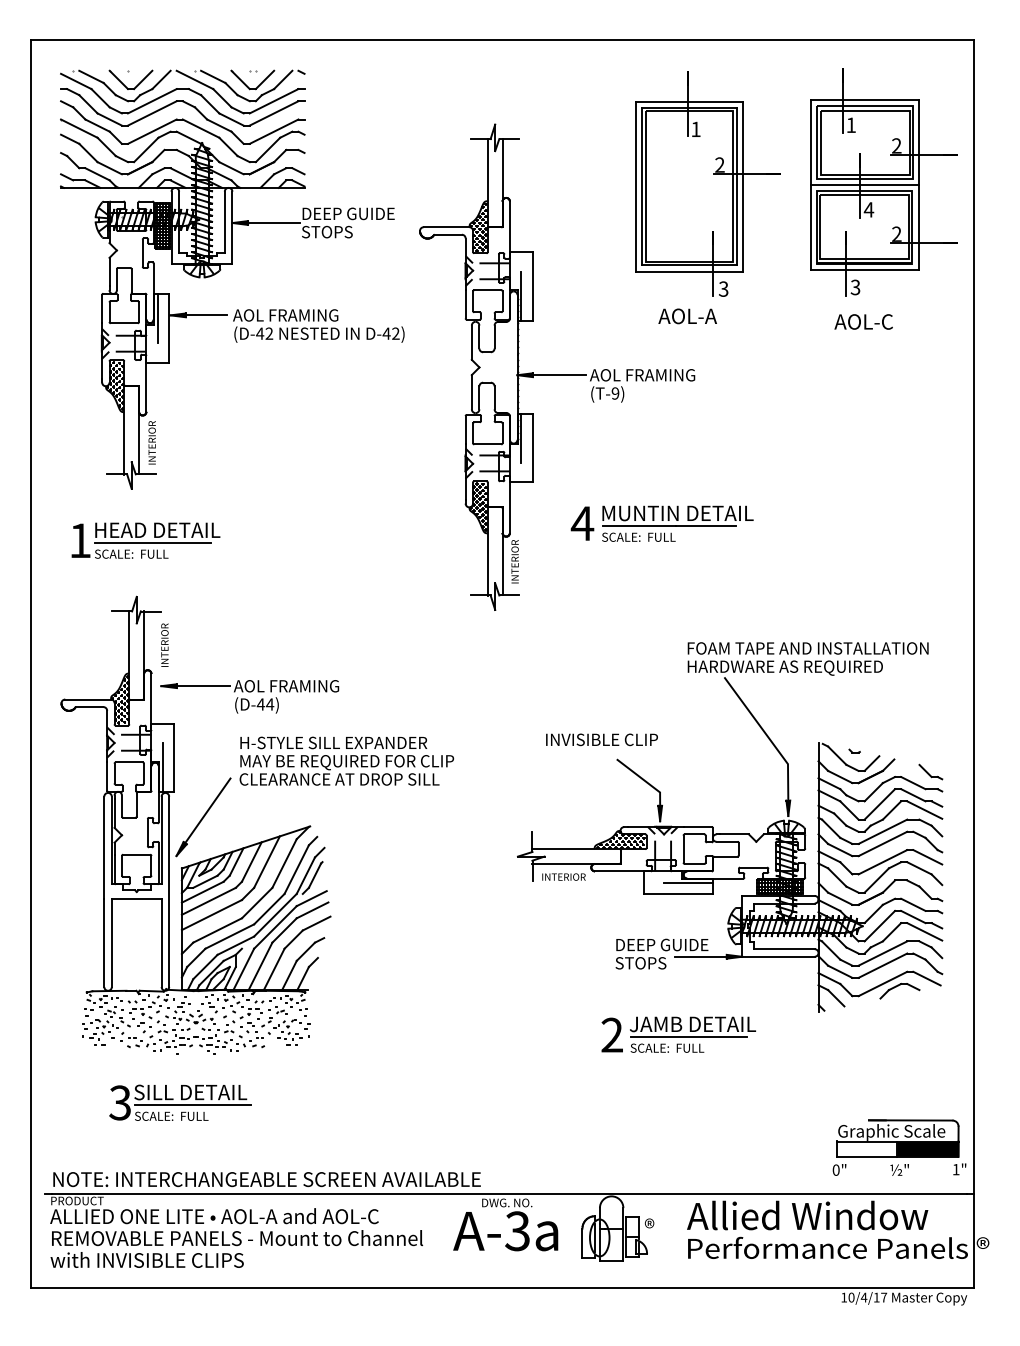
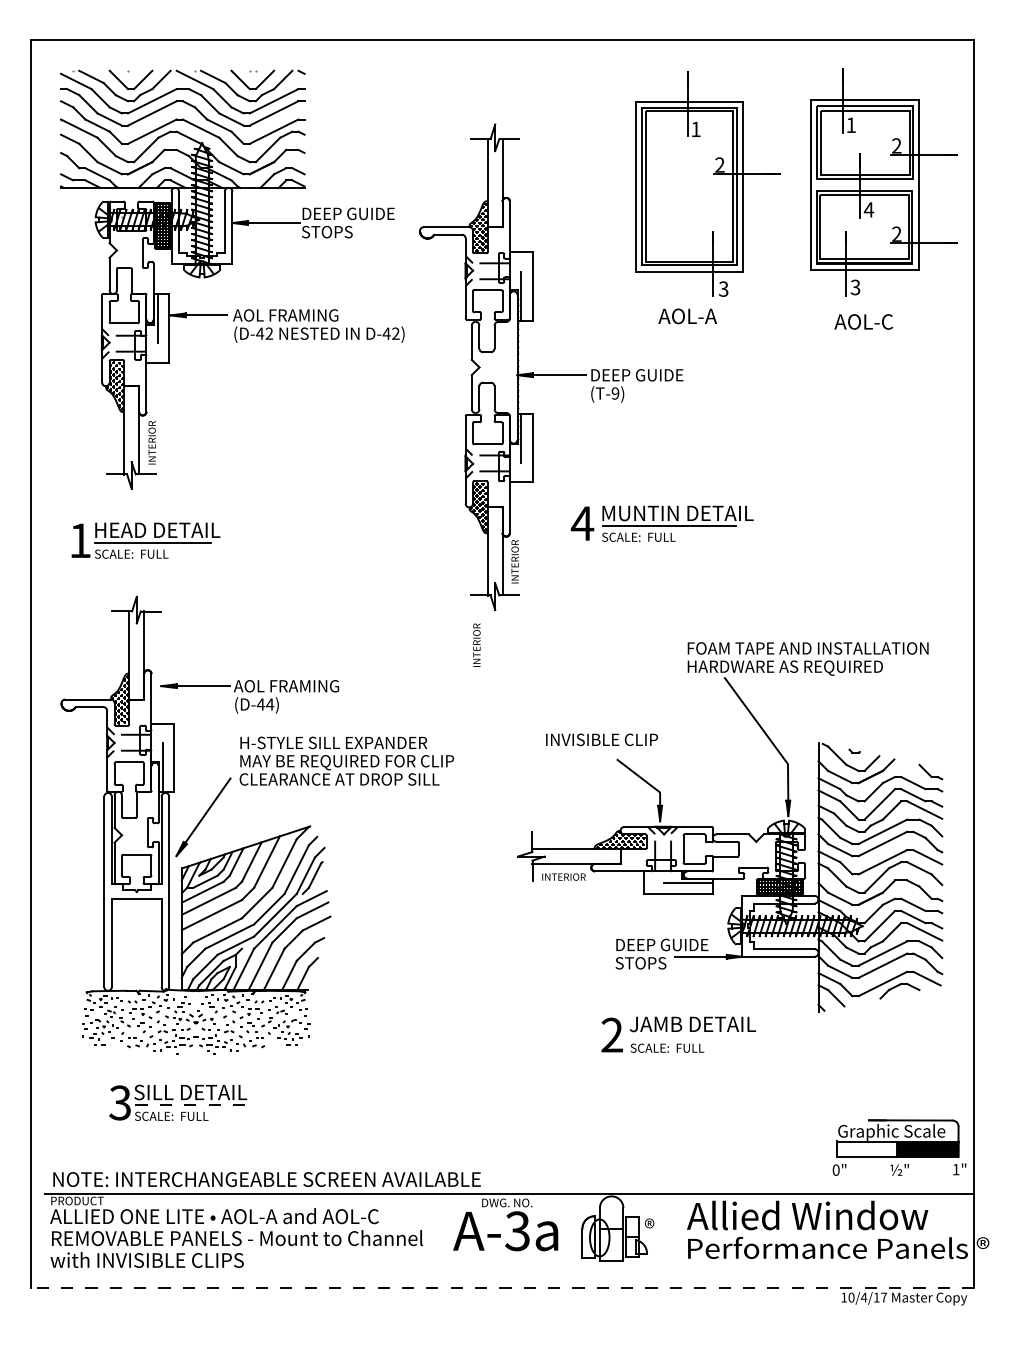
line: present -> none (864, 184)
text: AOL FRAMING -> DEEP GUIDE (642, 375)
text position: (164, 644) -> (476, 644) (476, 644)
line: present -> none (688, 1037)
line: solid -> dashed (193, 1105)
line: solid -> dashed (502, 1288)
